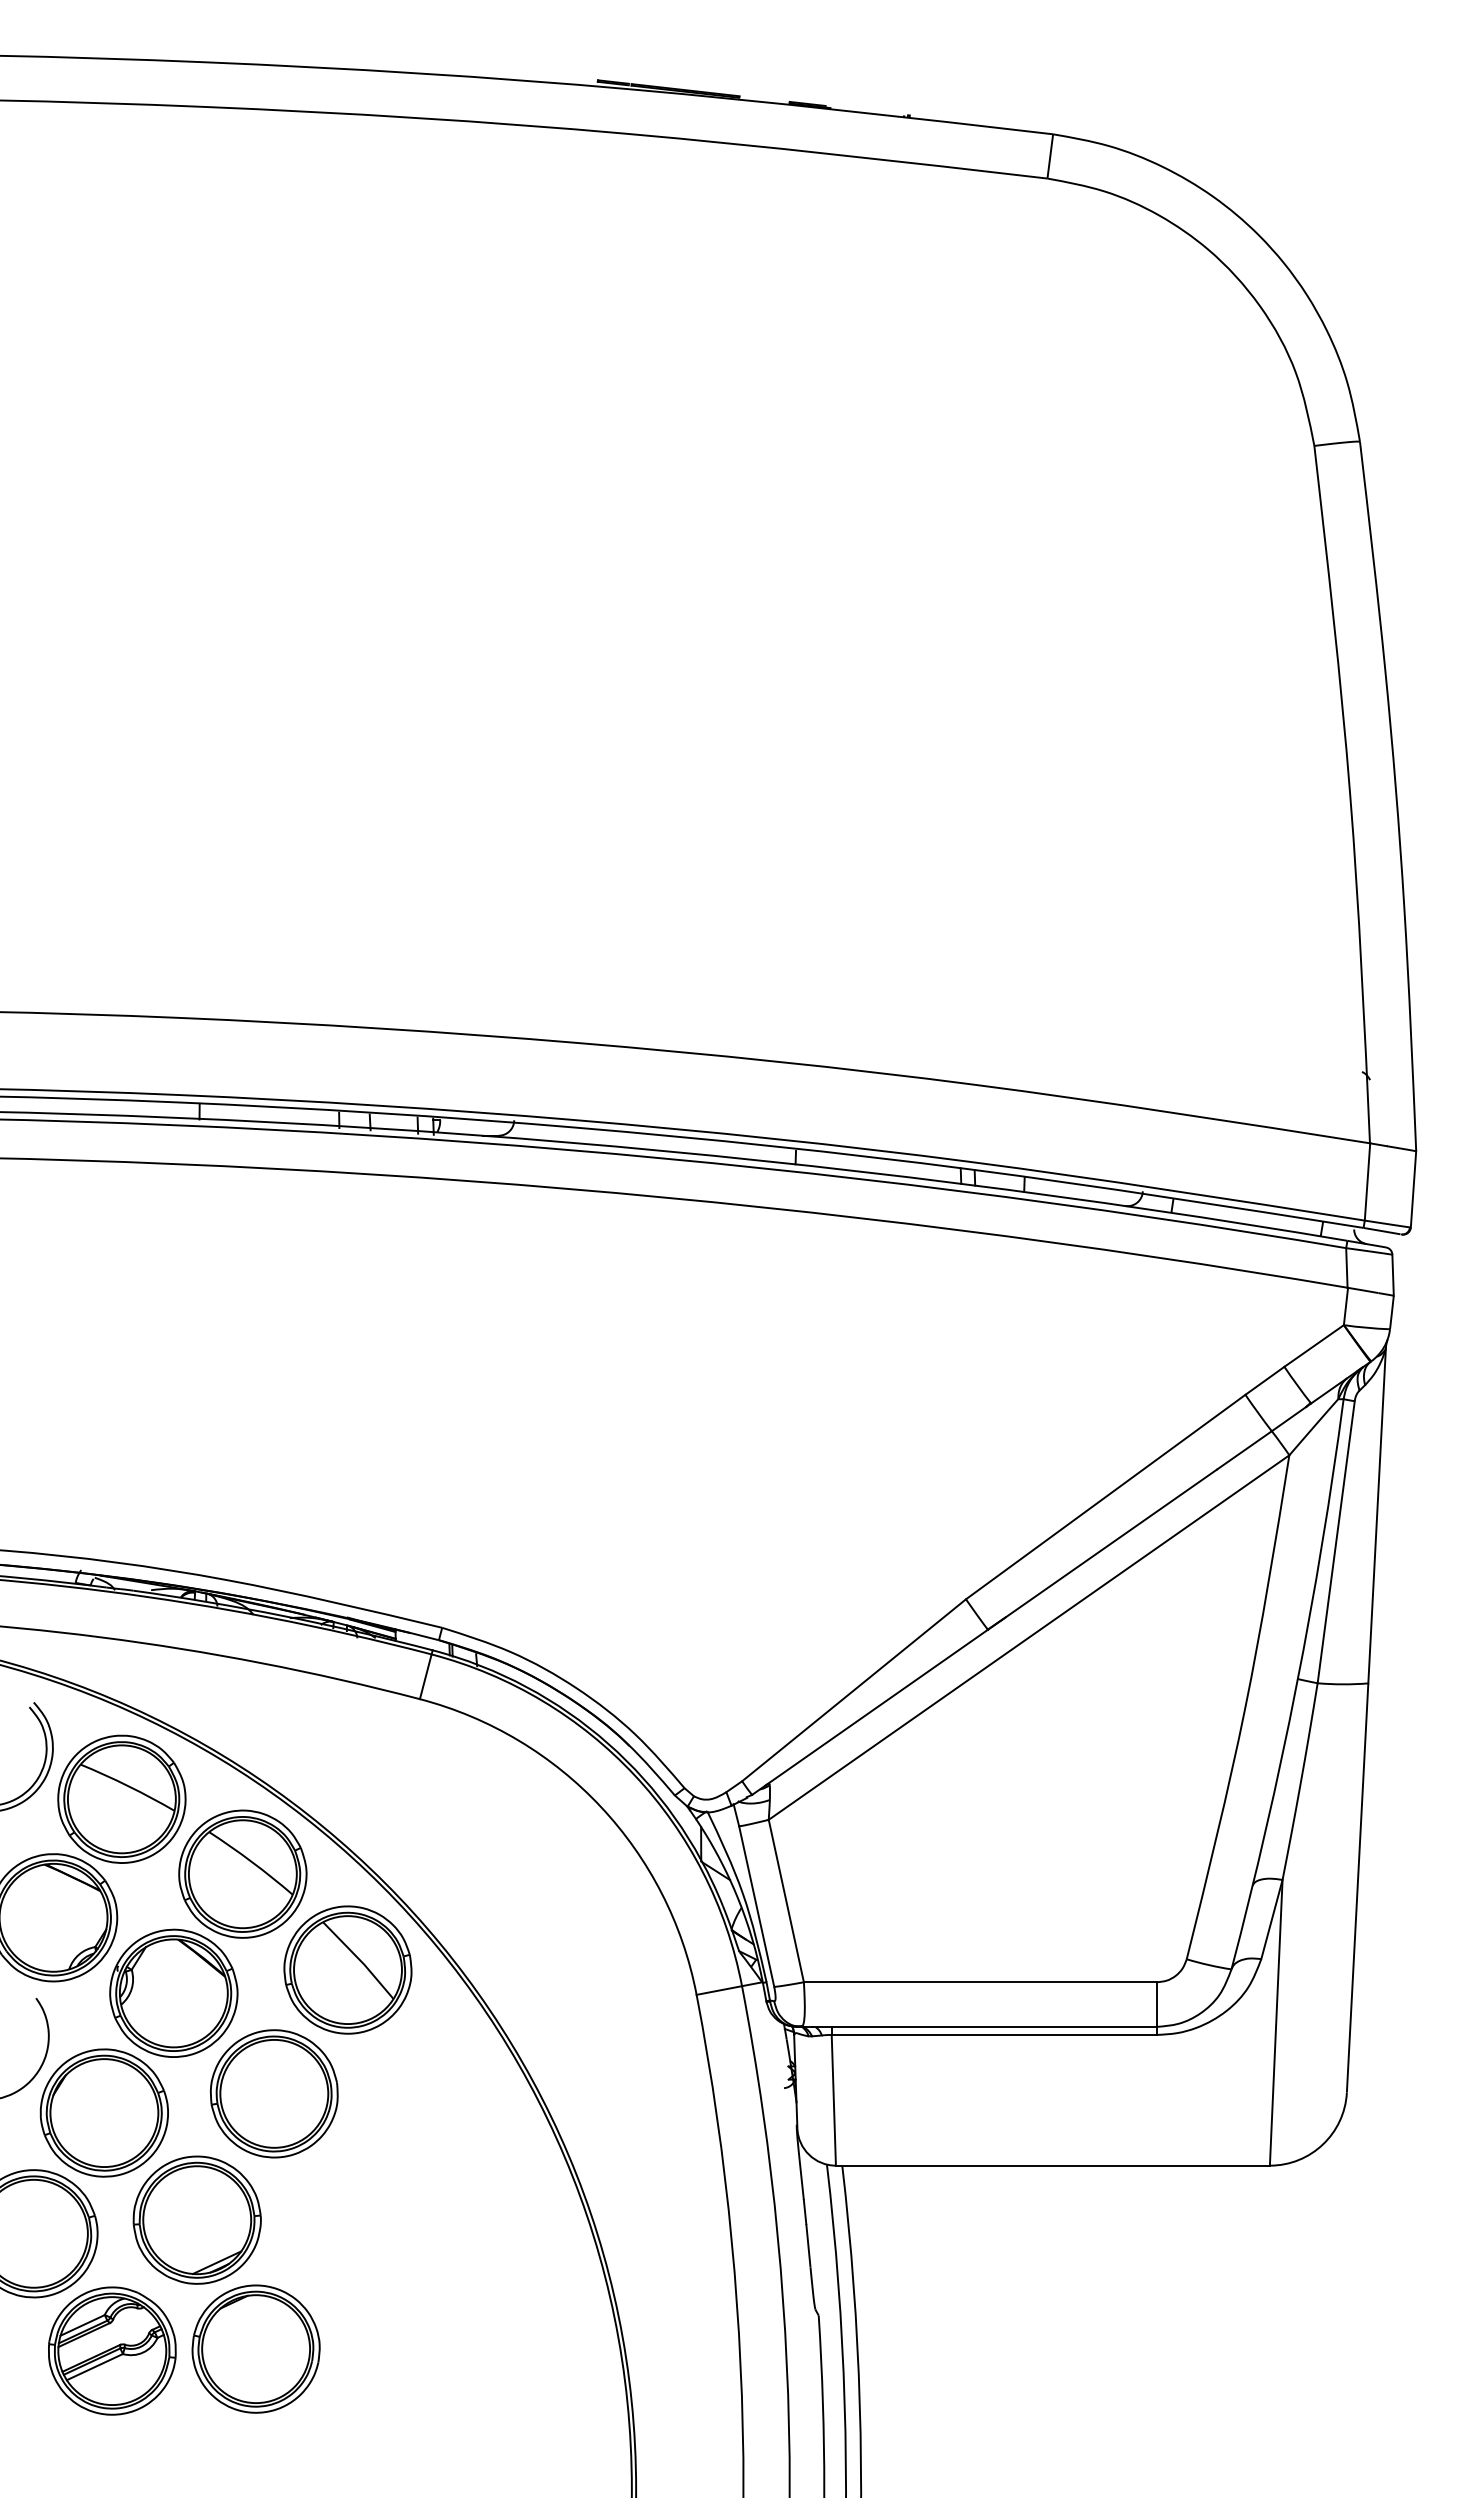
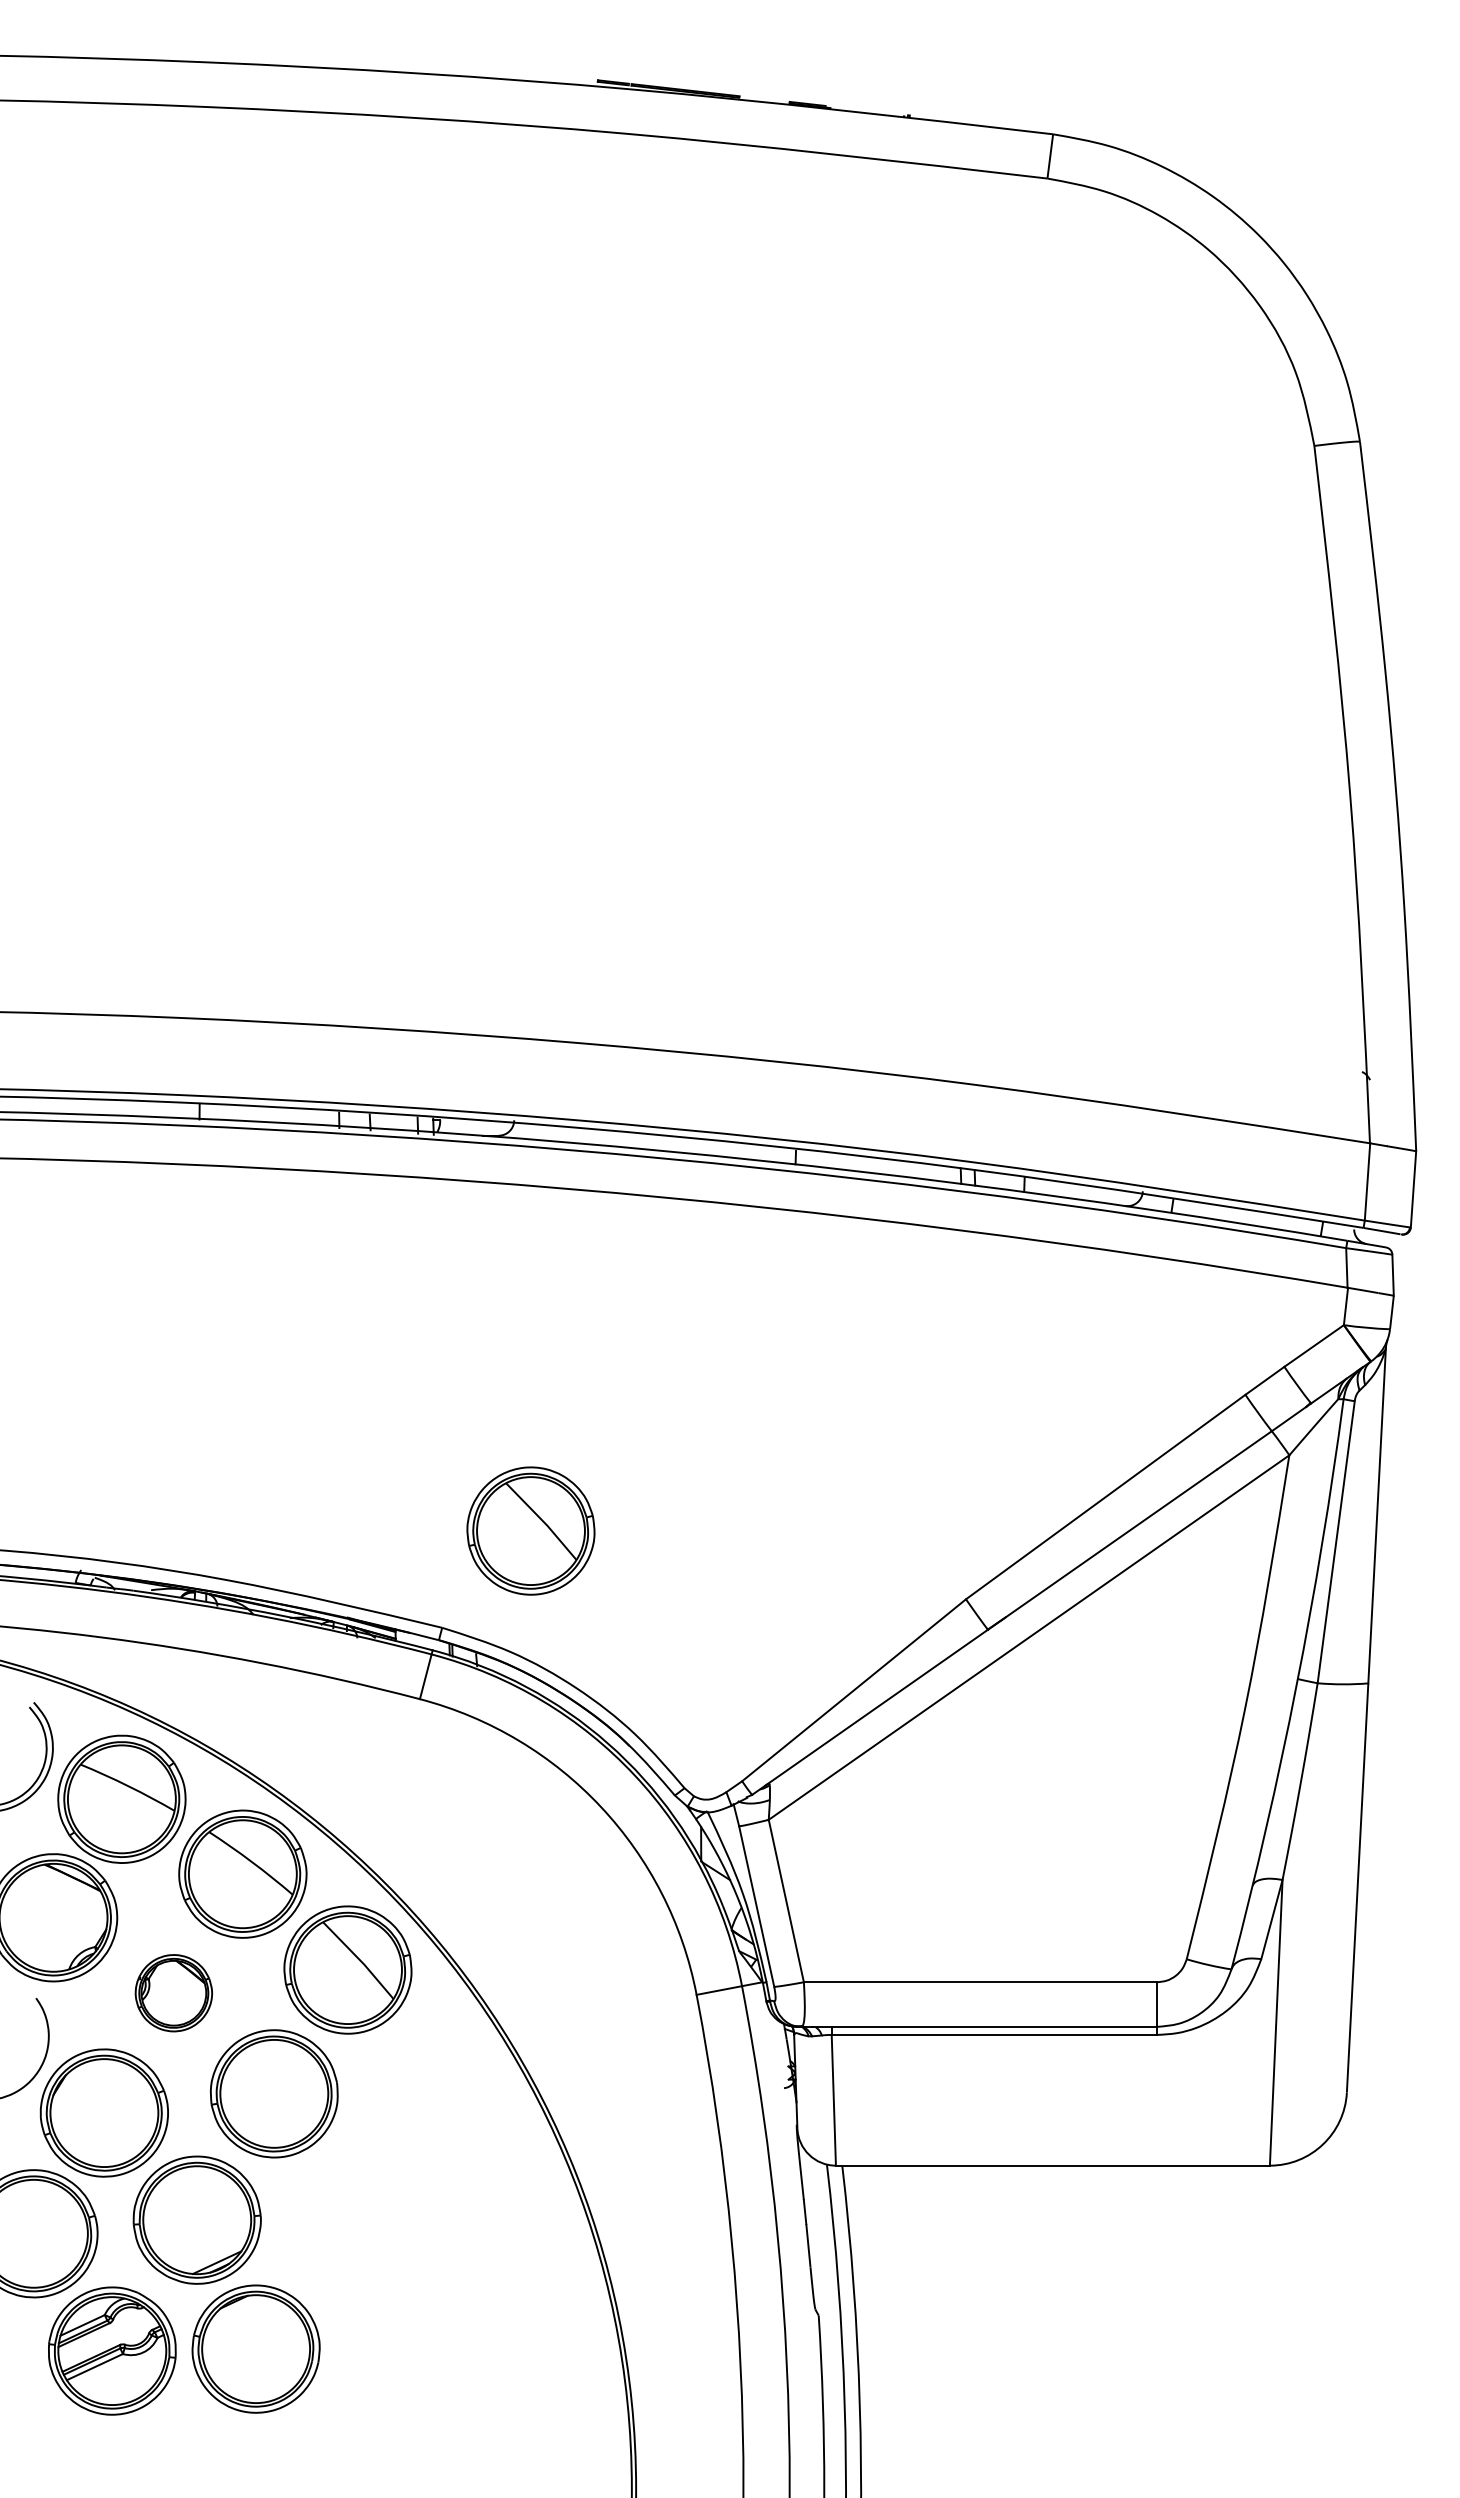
part: none -> present (530, 1530)
part size: 130x130 px -> 80x79 px (173, 1993)
